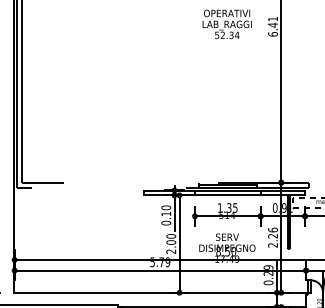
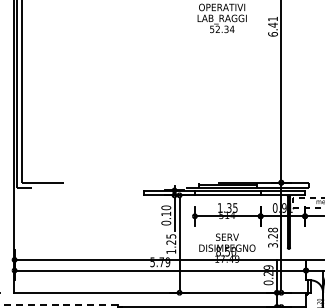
text position: (226, 24) -> (221, 18) (221, 18)
text: 2.26 -> 3.28 (272, 237)
text: 2.00 -> 1.25 (171, 243)
line: solid -> dashed (59, 305)
